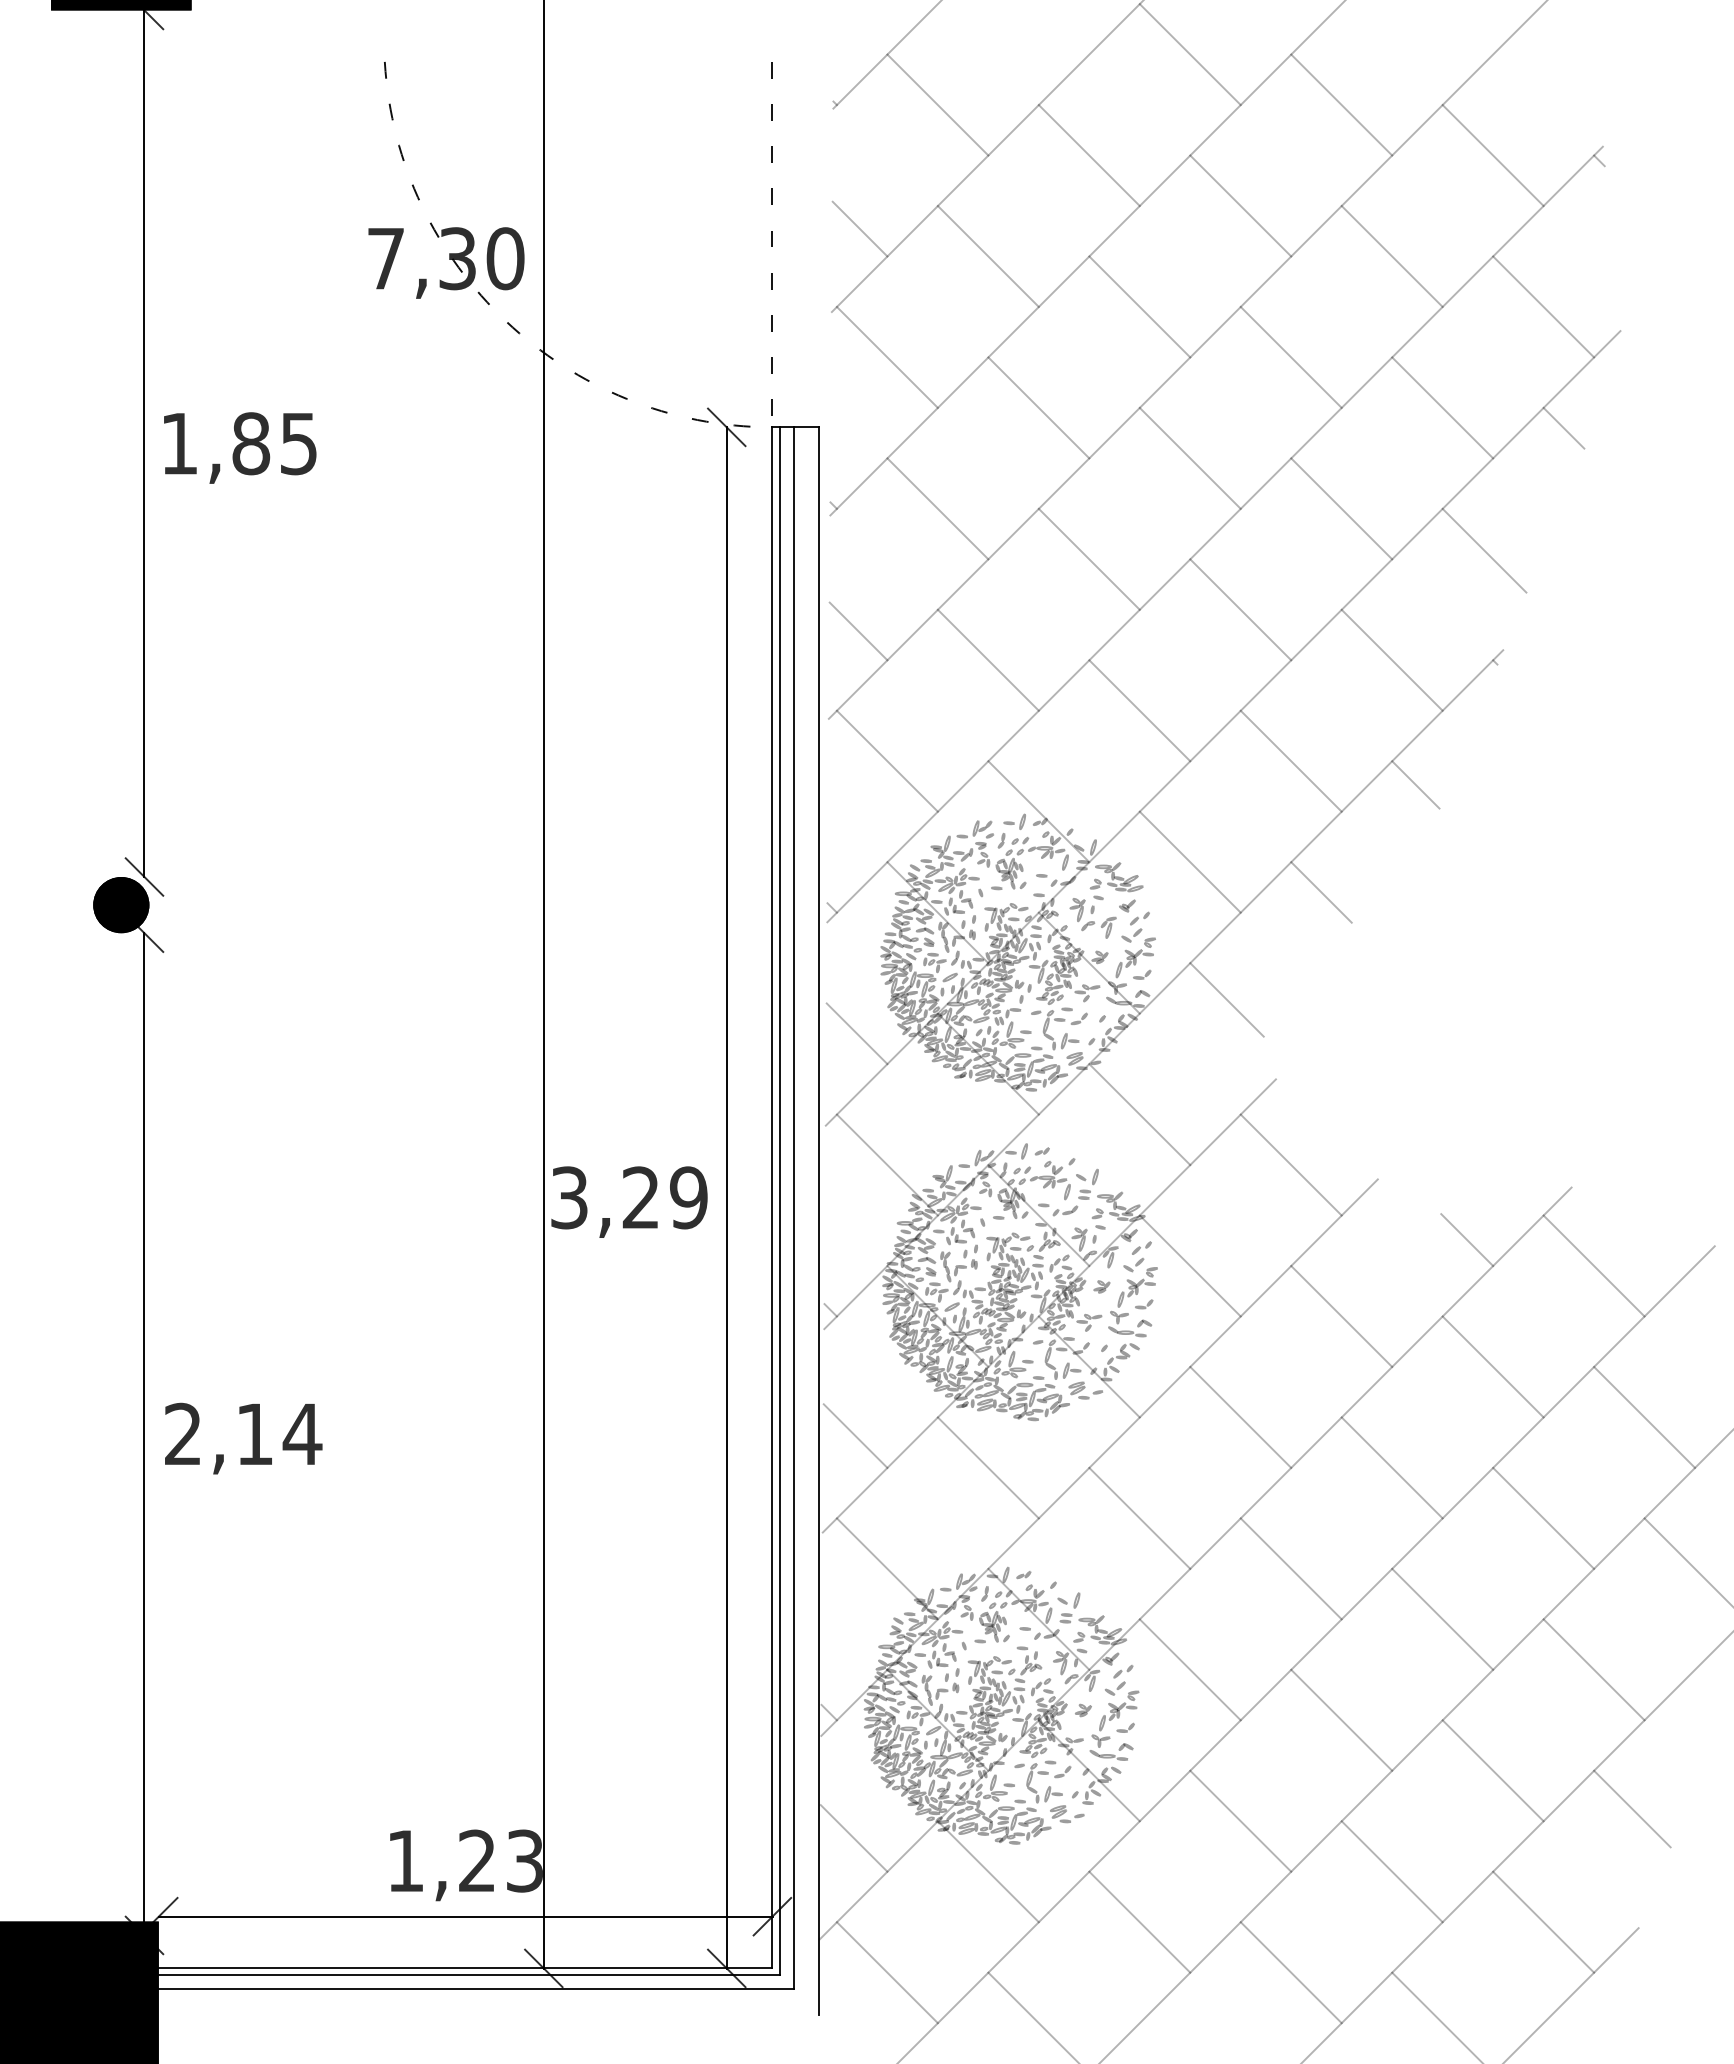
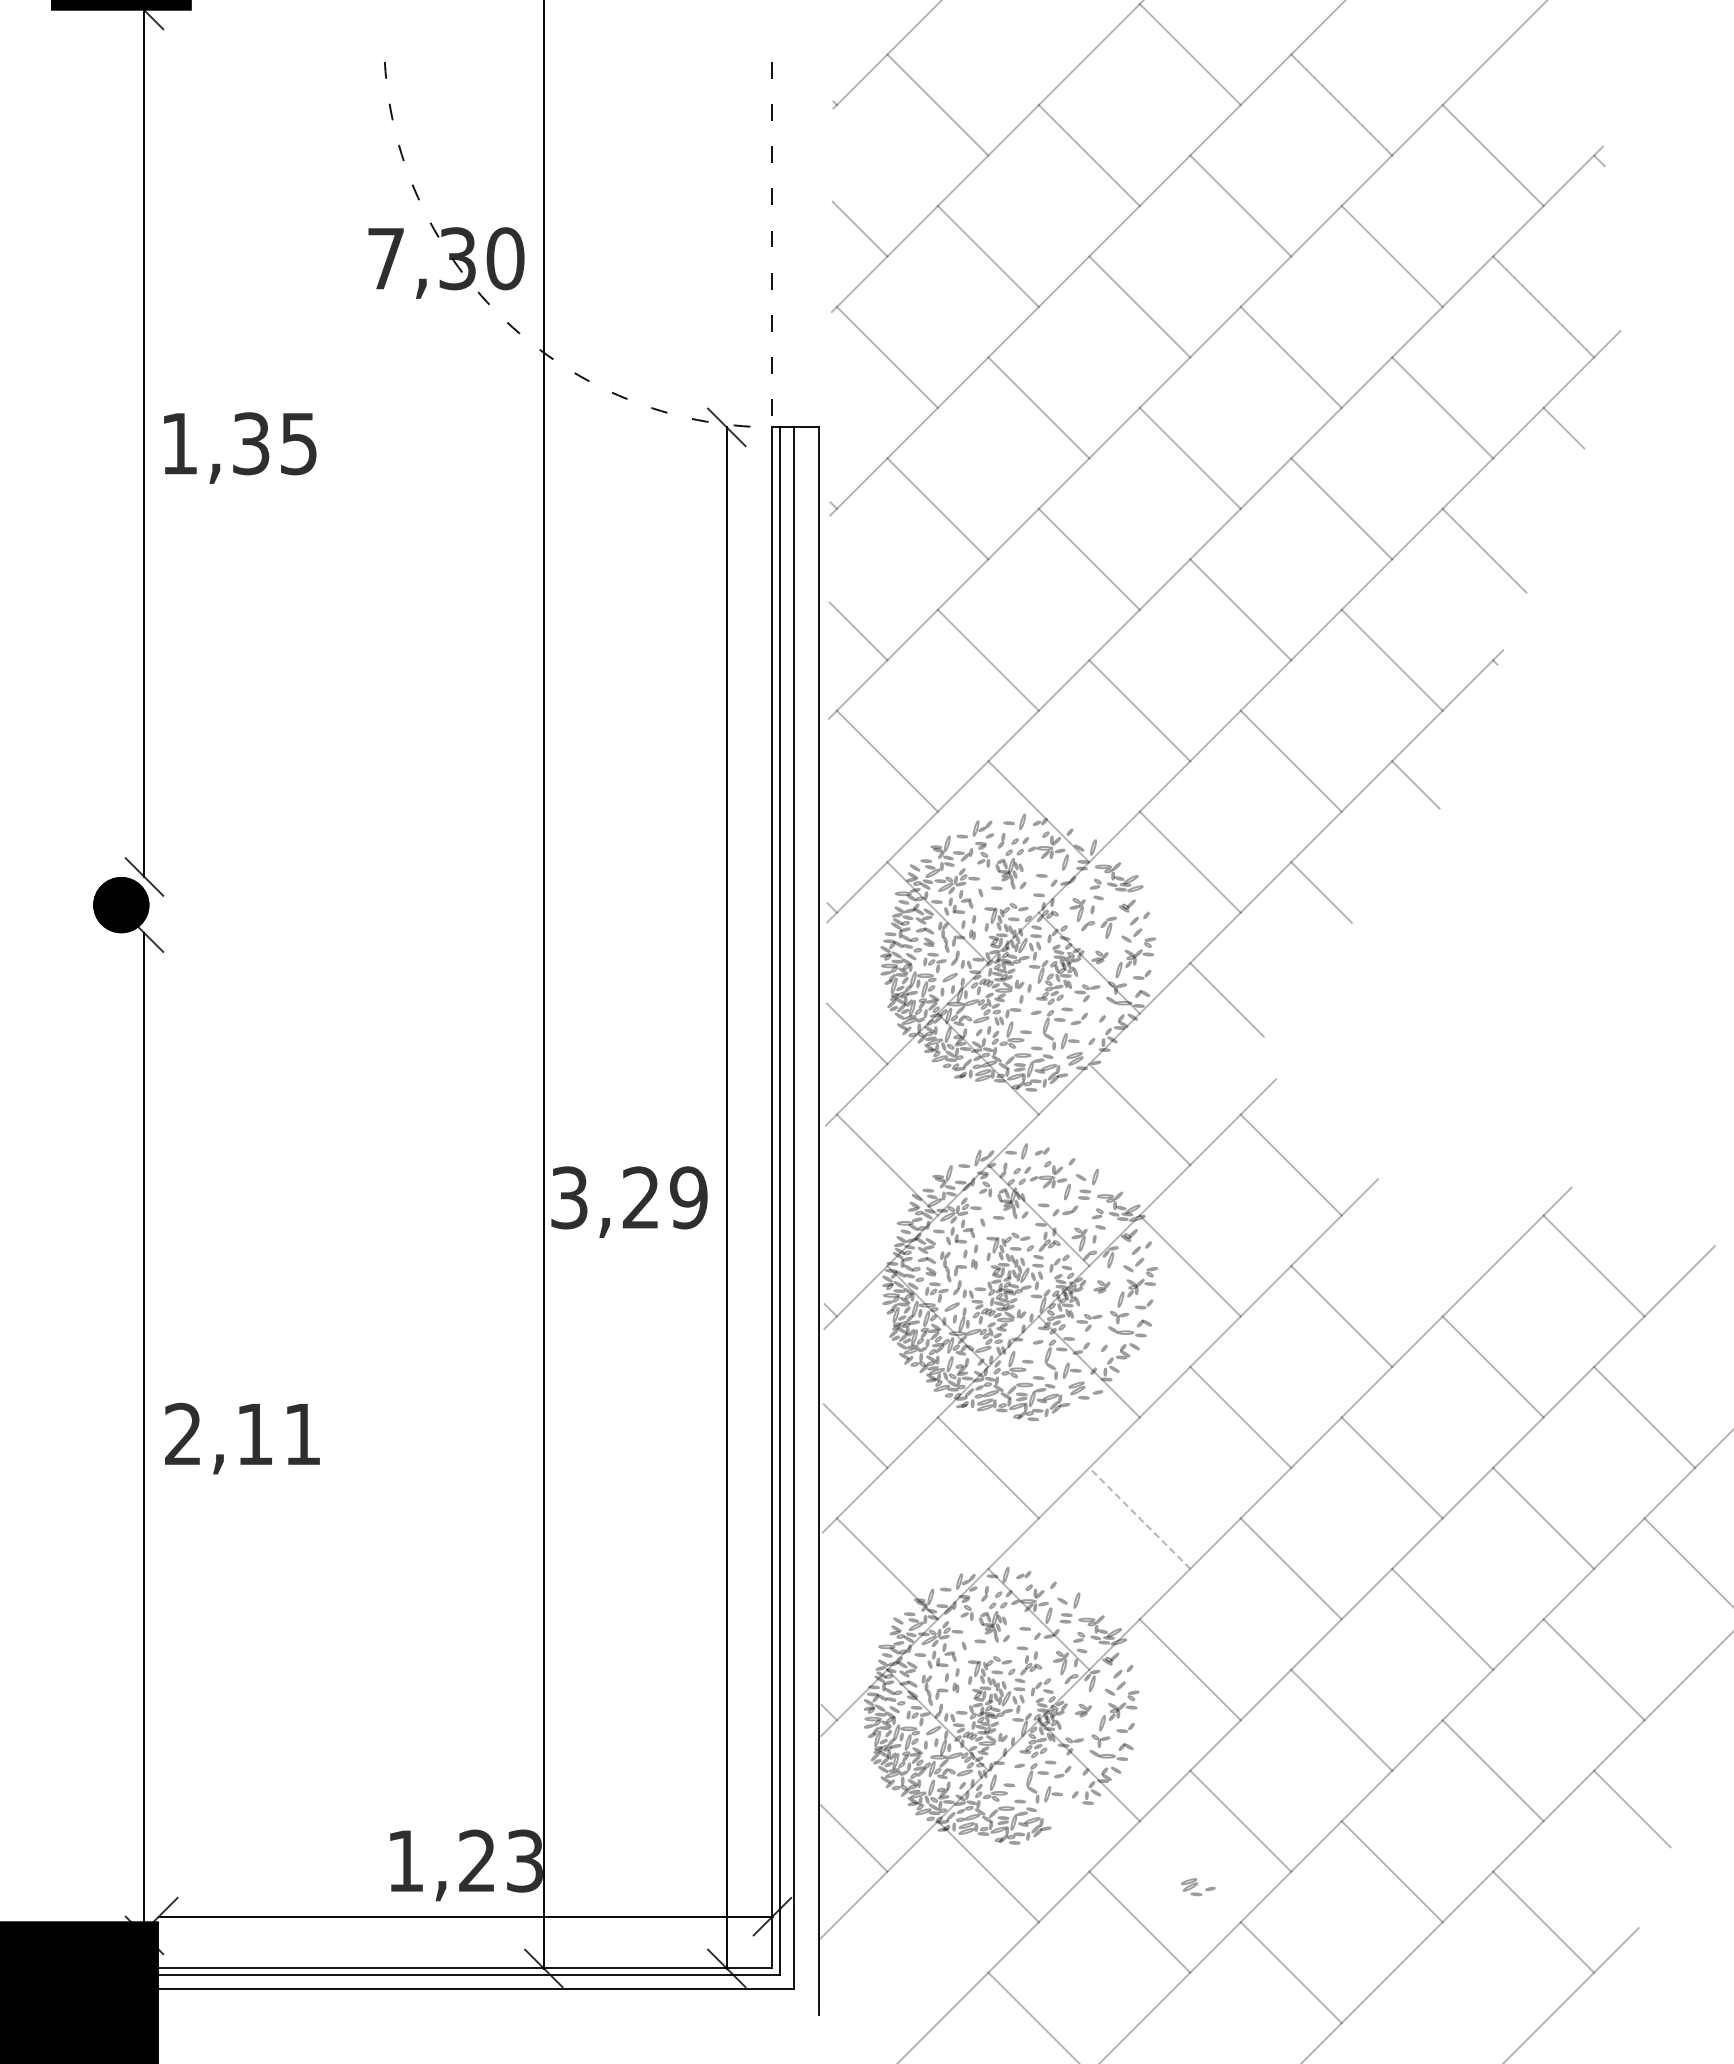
text: 1,85 -> 1,35 (251, 443)
line: present -> none (1467, 1240)
text: 2,14 -> 2,11 (302, 1434)
line: solid -> dashed (1139, 1518)
part position: (1067, 1814) -> (1198, 1887) (1198, 1887)
line: present -> none (886, 1972)
line: present -> none (1436, 2016)
